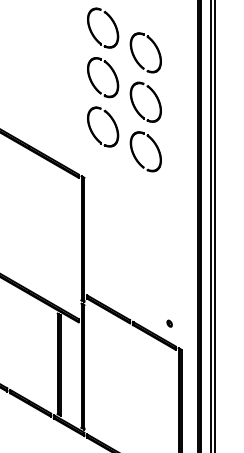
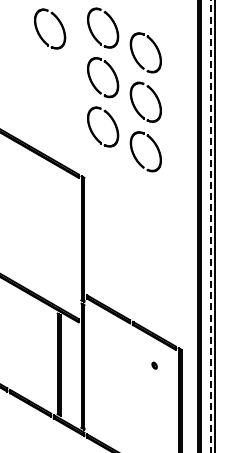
part: none -> present (59, 23)
line: solid -> dashed (210, 226)
part position: (169, 323) -> (154, 365) (154, 365)
